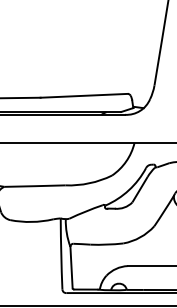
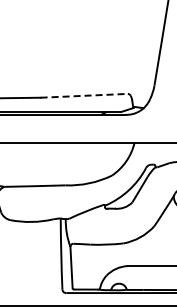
line: solid -> dashed (84, 95)
